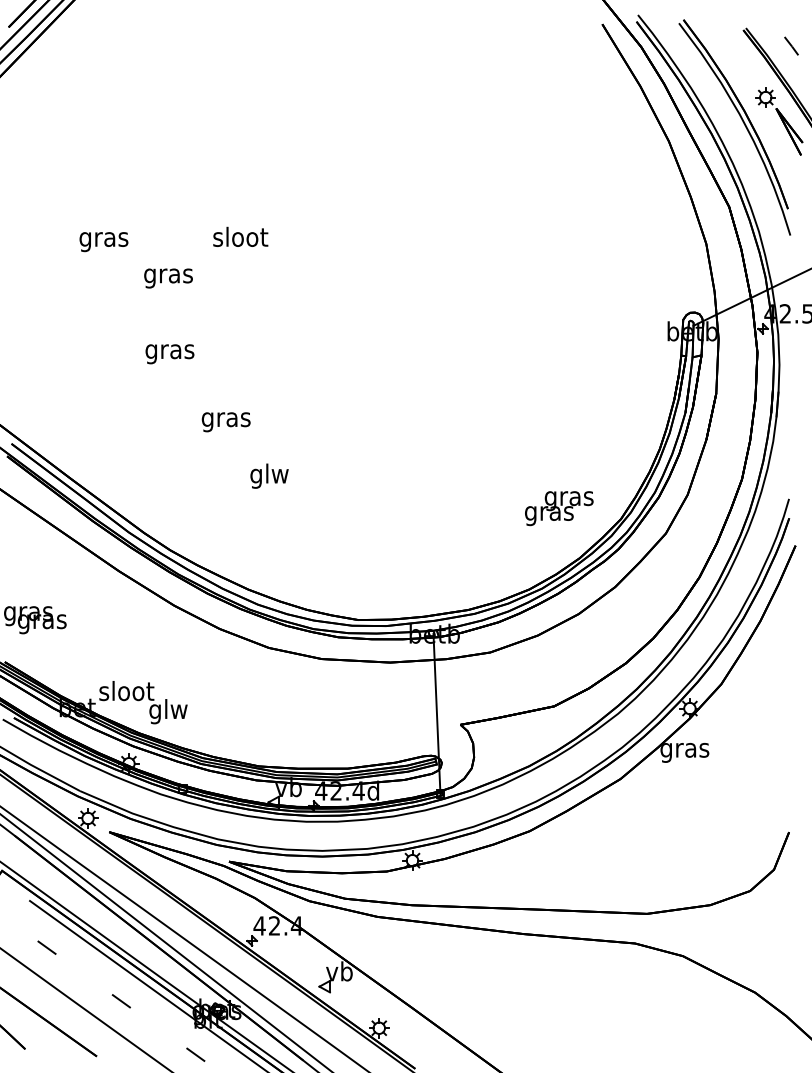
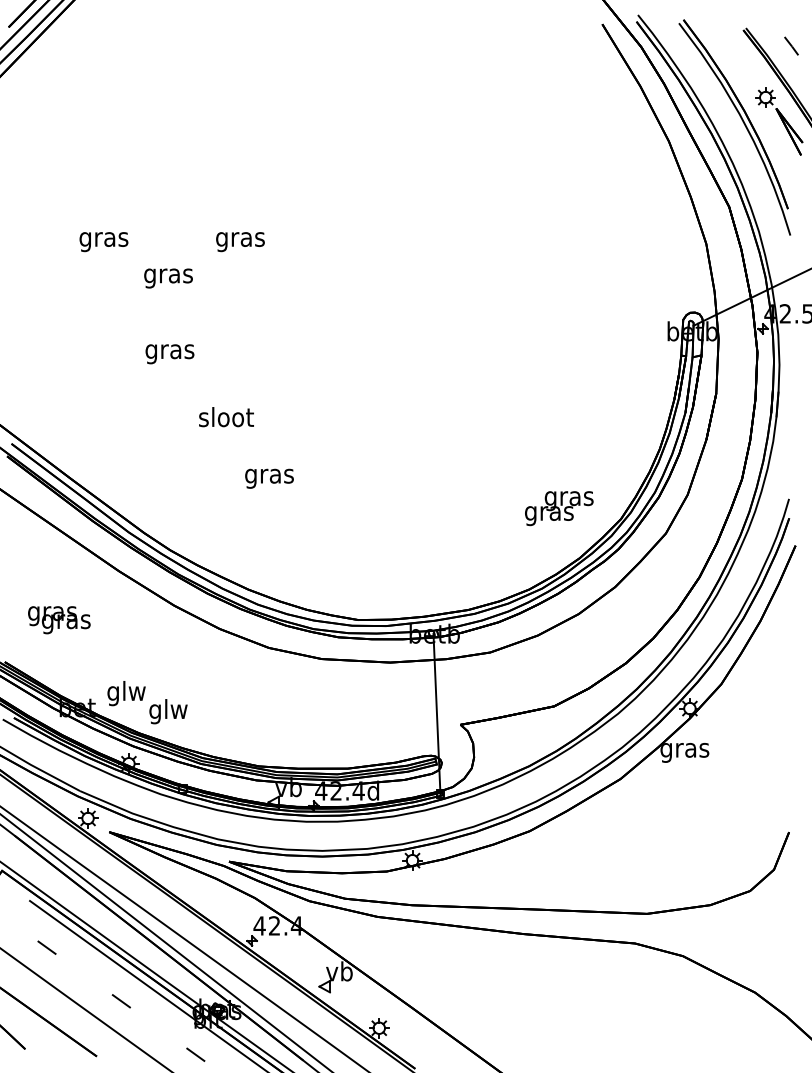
text: sloot -> gras (240, 239)
text: gras -> sloot (226, 419)
text: glw -> gras (269, 475)
text position: (35, 620) -> (59, 620) (59, 620)
text: sloot -> glw (126, 693)
